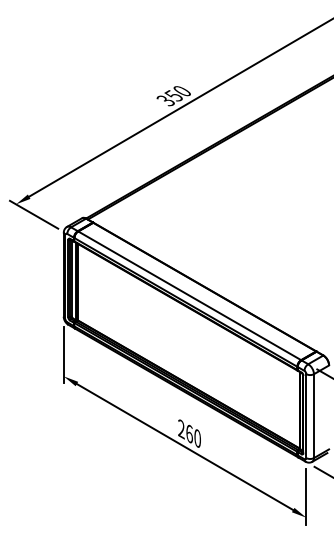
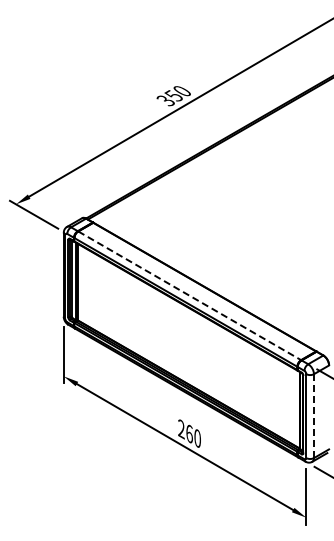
line: solid -> dashed (189, 295)
line: solid -> dashed (314, 416)
